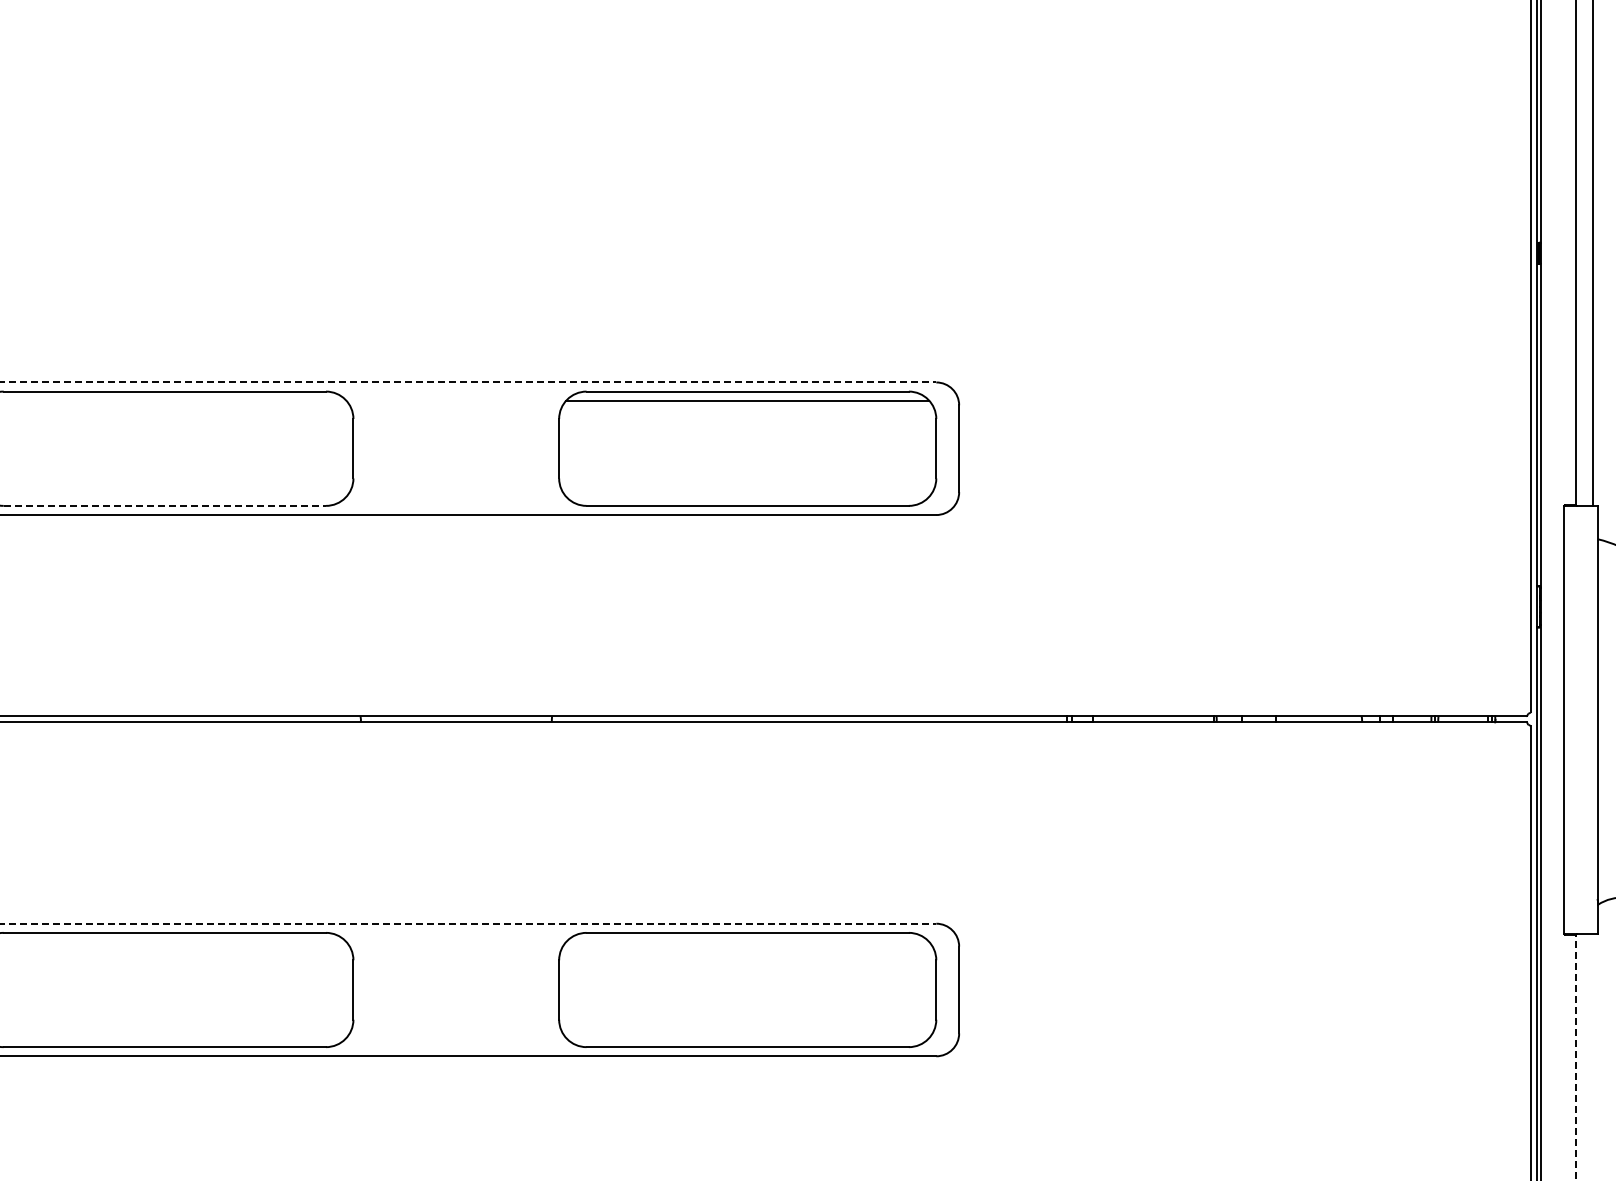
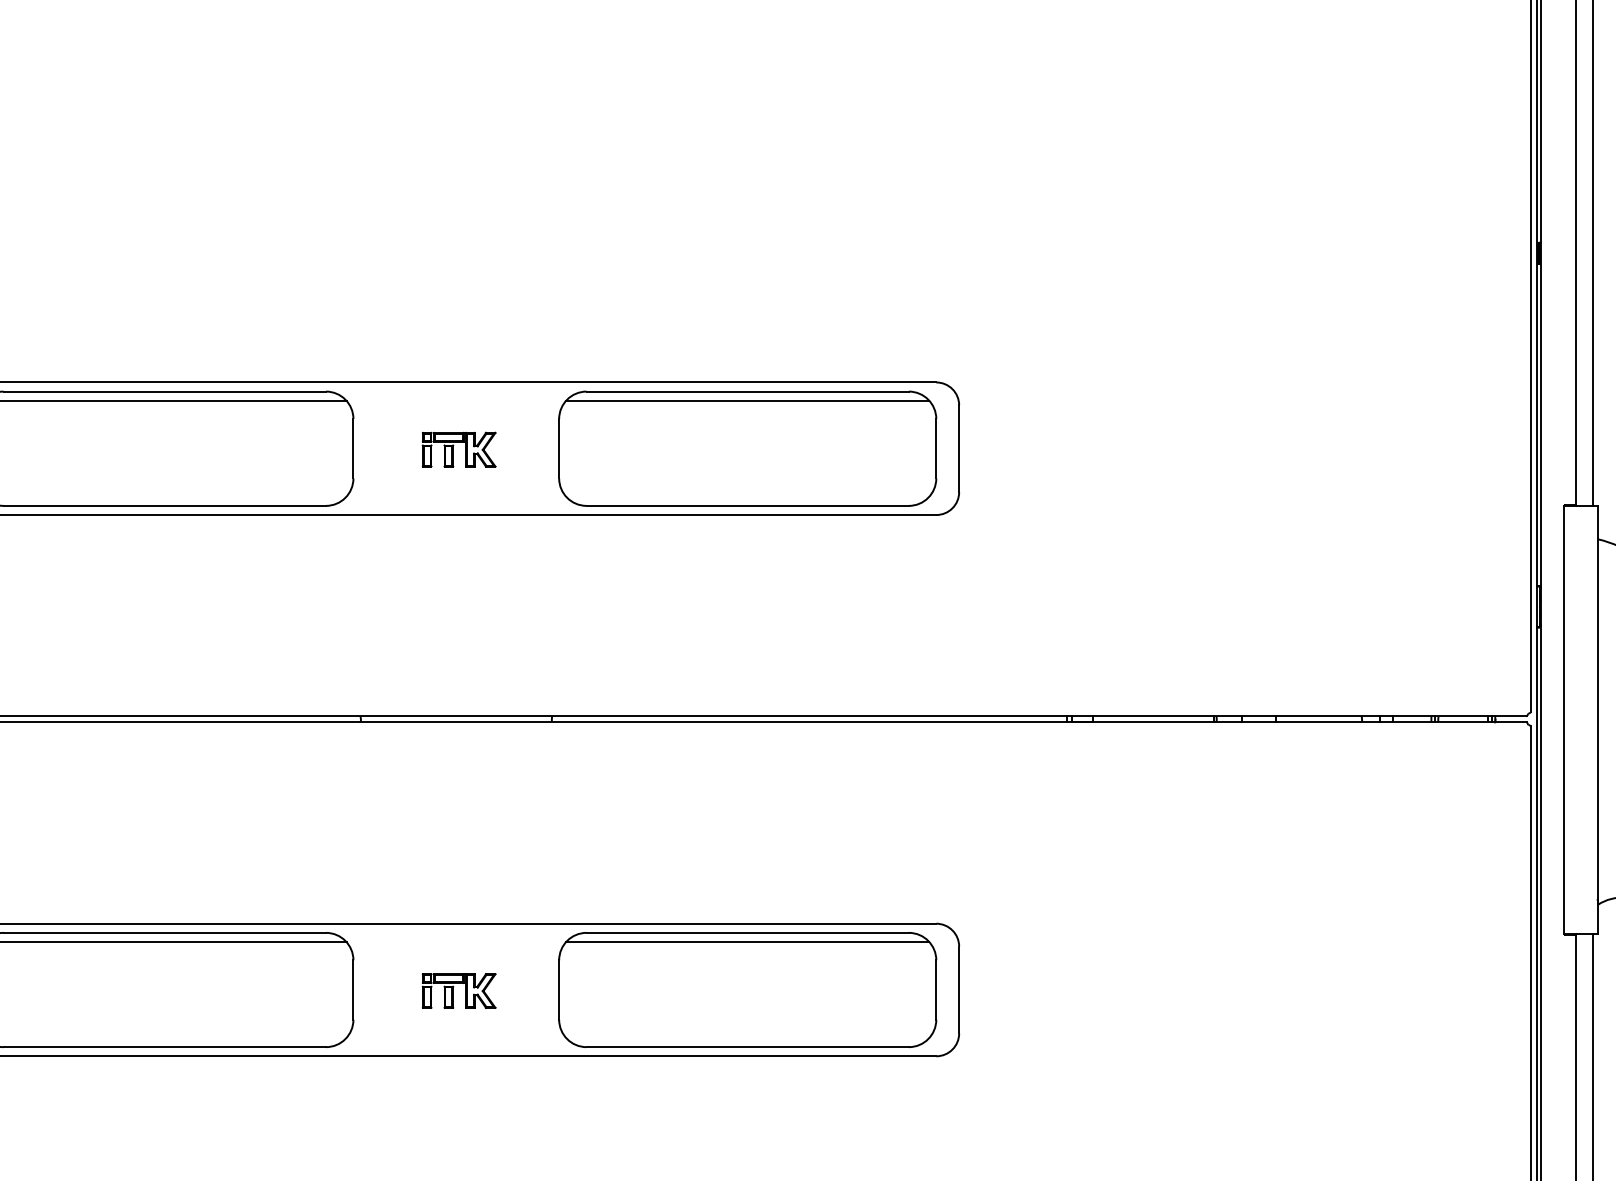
line: dashed -> solid (468, 382)
line: none -> present (174, 400)
part: none -> present (458, 449)
line: dashed -> solid (165, 505)
line: dashed -> solid (468, 923)
line: none -> present (174, 942)
line: none -> present (747, 942)
part: none -> present (458, 990)
line: none -> present (1593, 1055)
line: dashed -> solid (1576, 1057)
